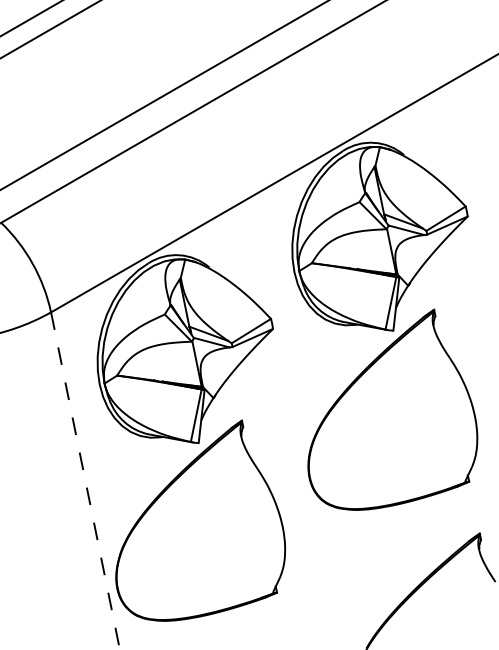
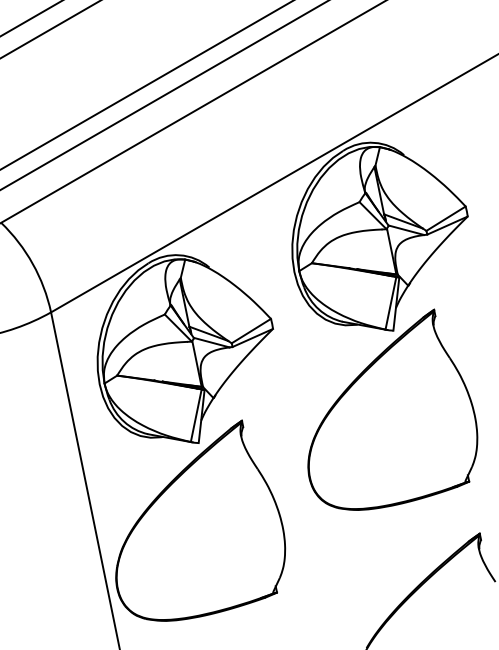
line: none -> present (146, 85)
line: dashed -> solid (85, 480)
